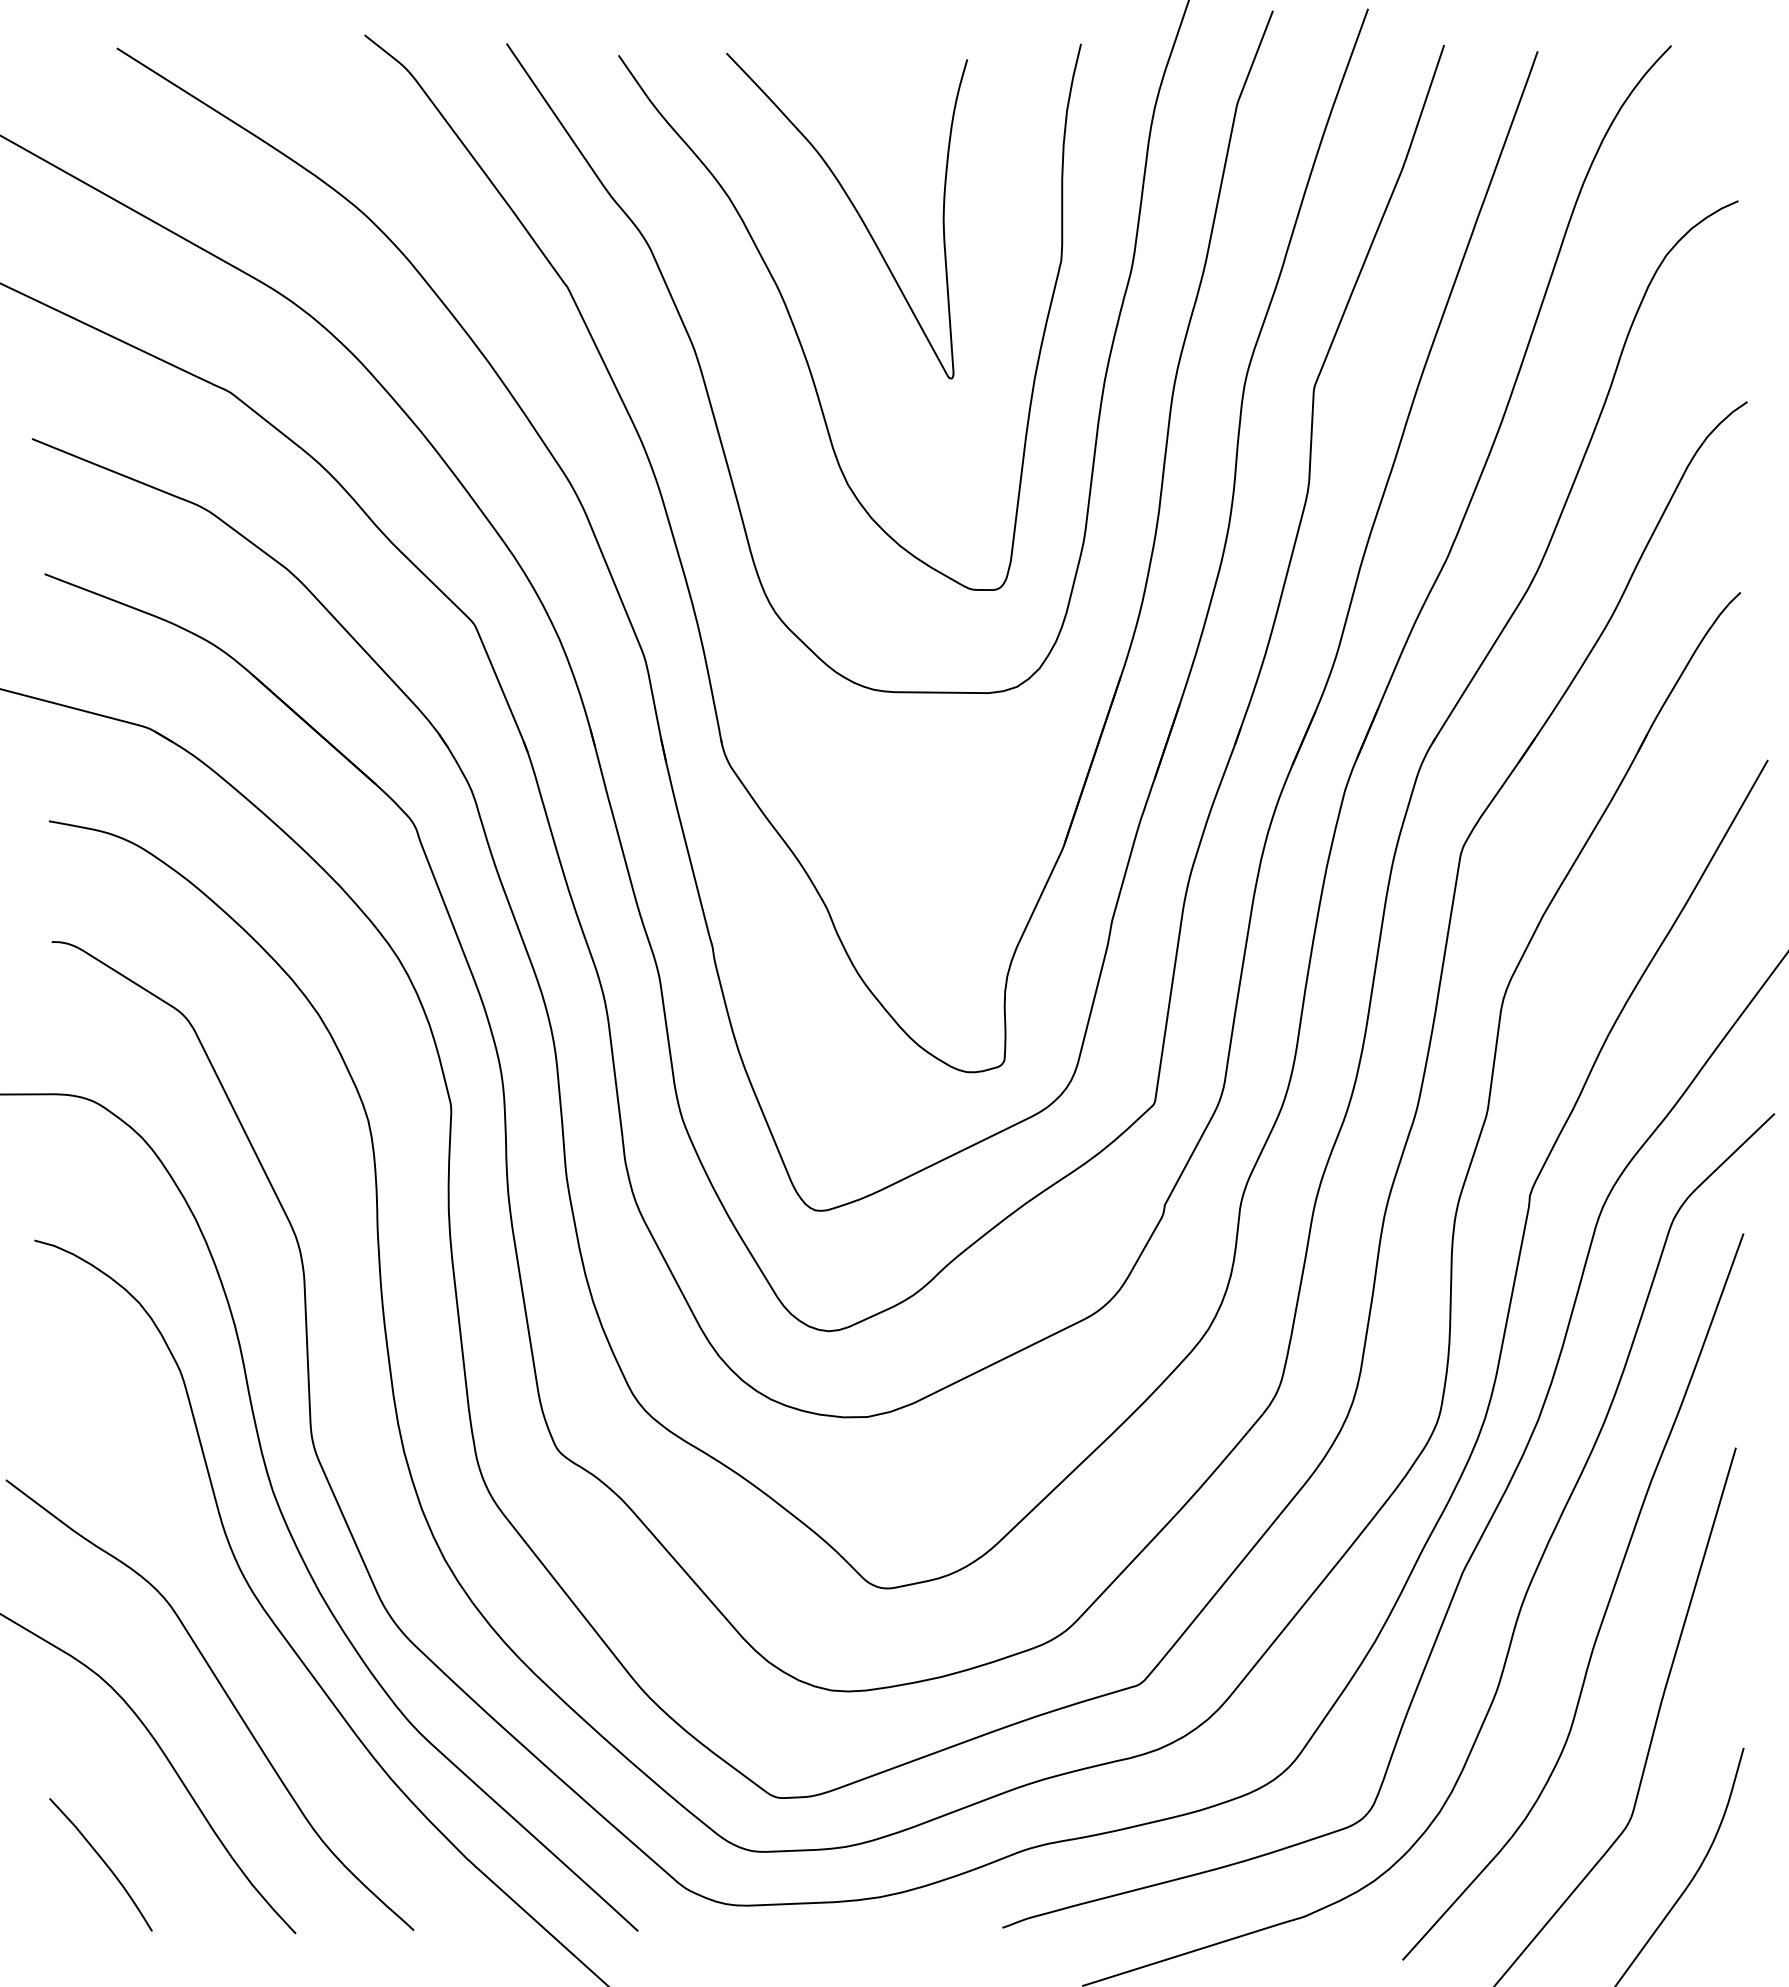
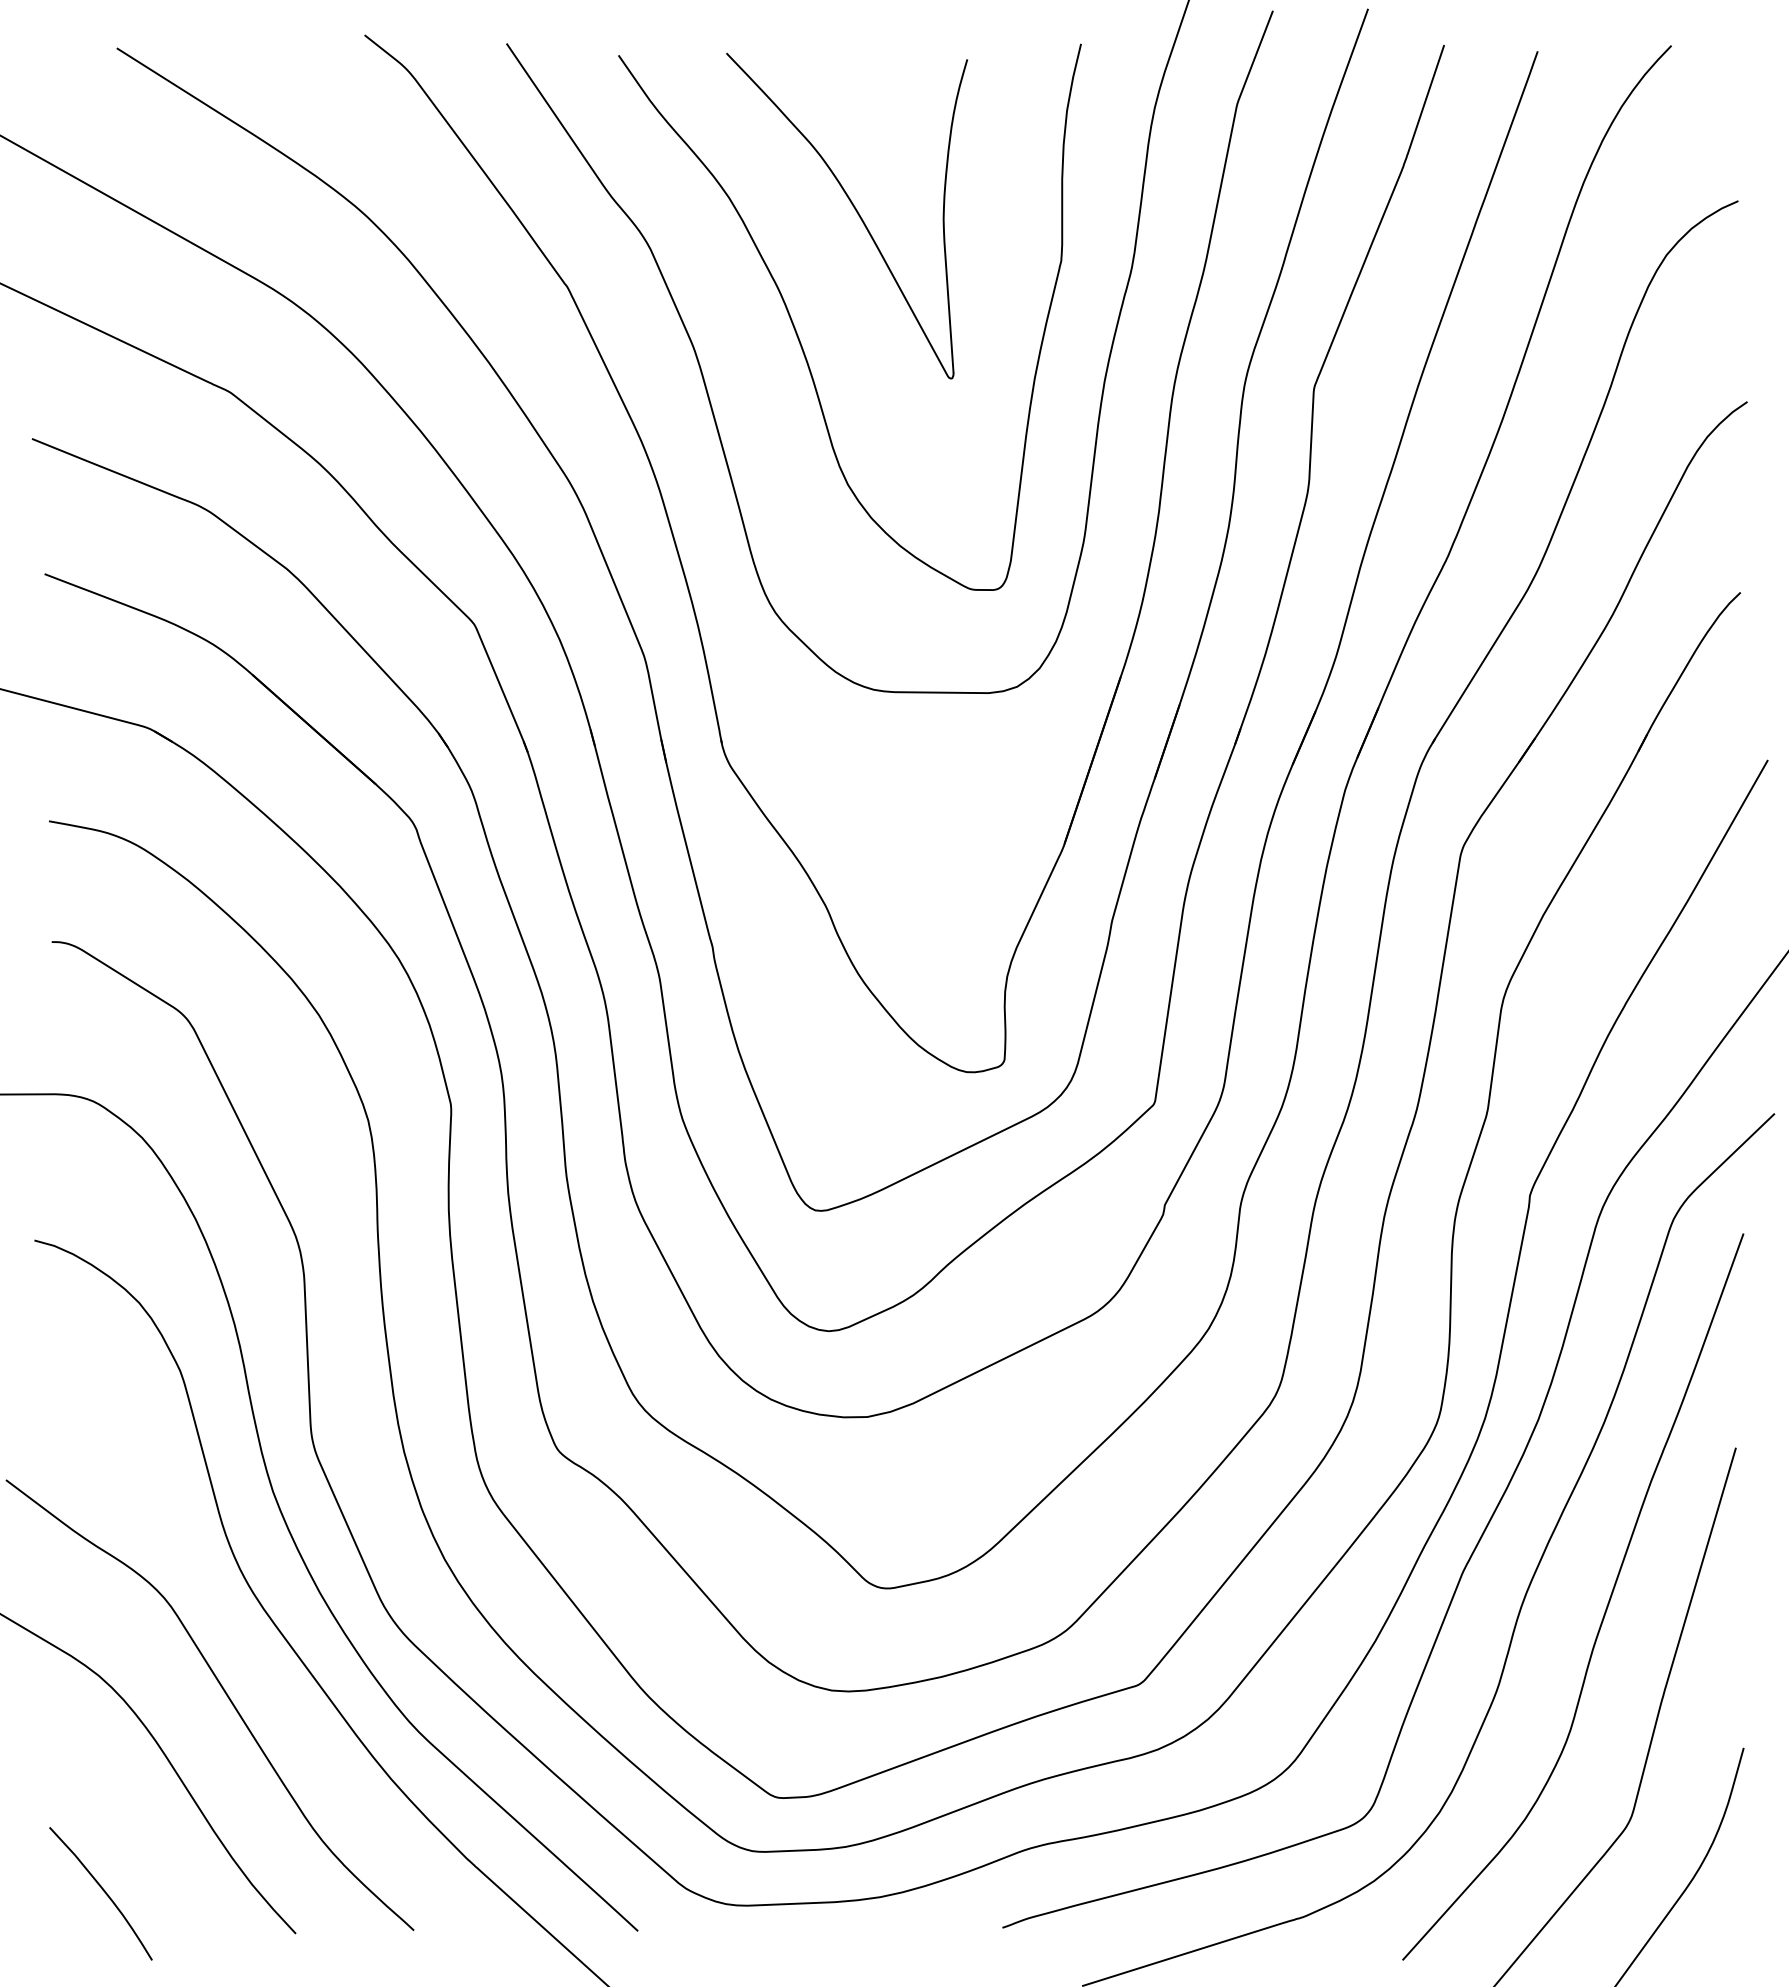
curve position: (102, 1861) -> (102, 1890) (102, 1890)
